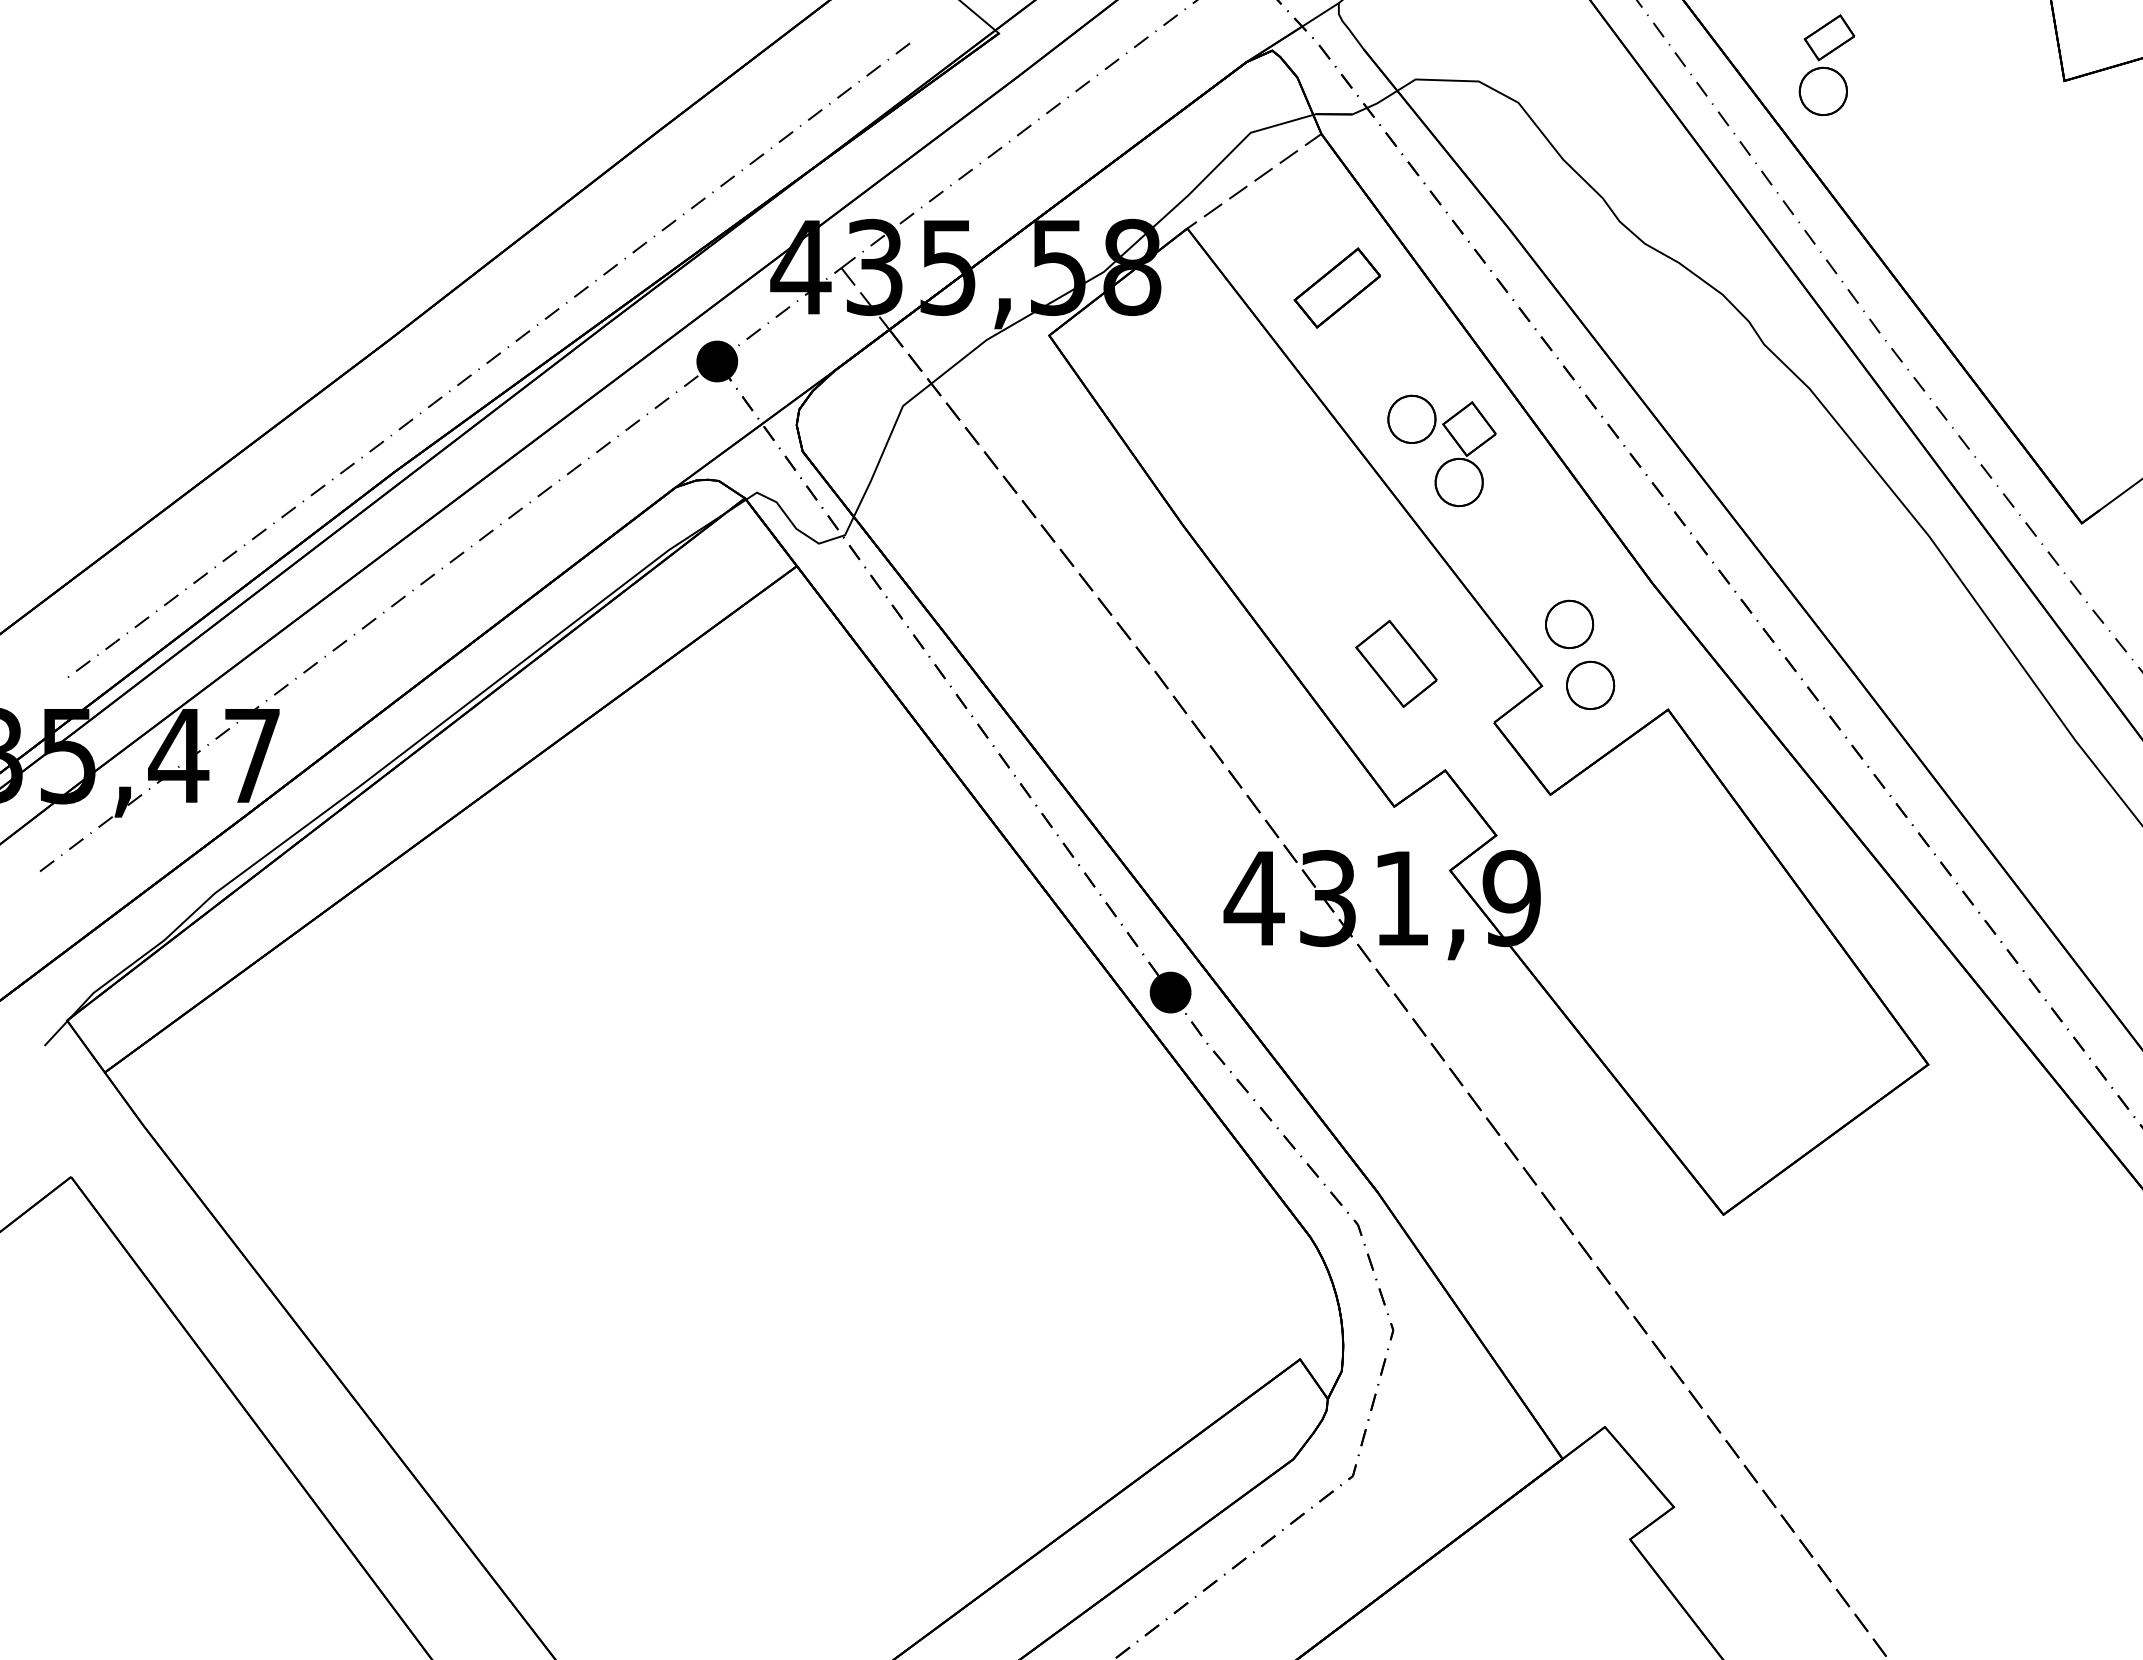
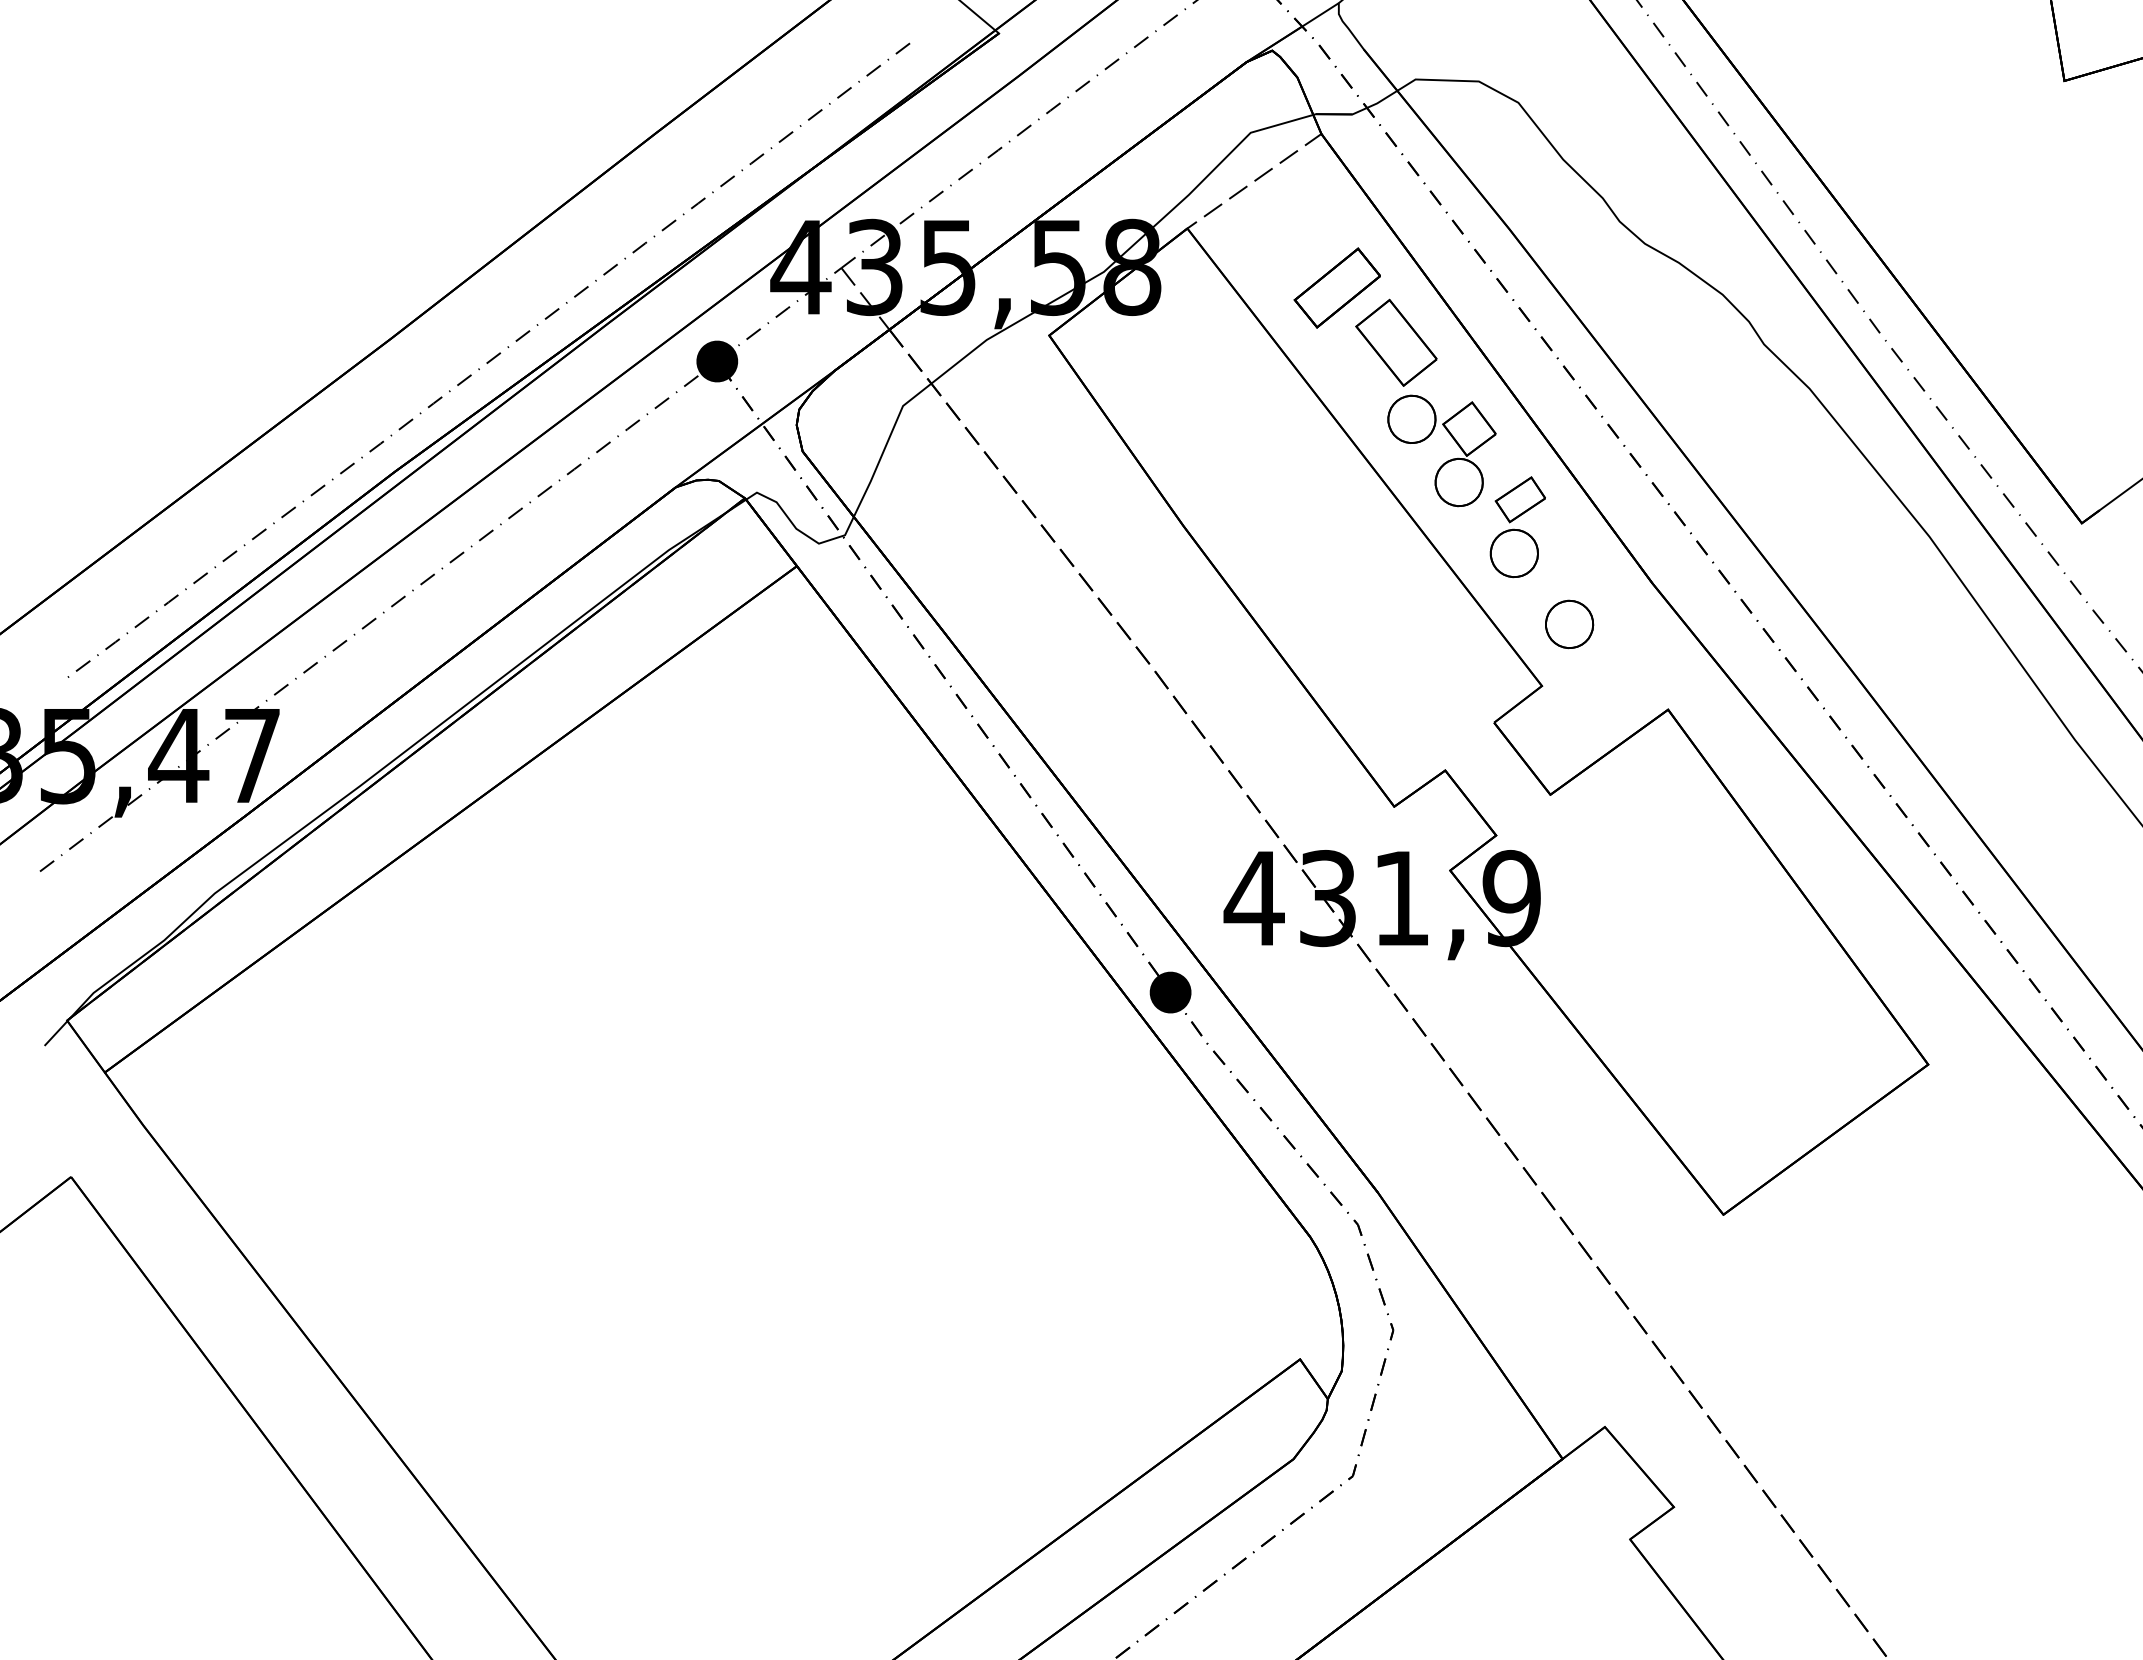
part position: (1826, 65) -> (1517, 527) (1517, 527)
part position: (1396, 663) -> (1396, 342) (1396, 342)
part: present -> none (1590, 685)
